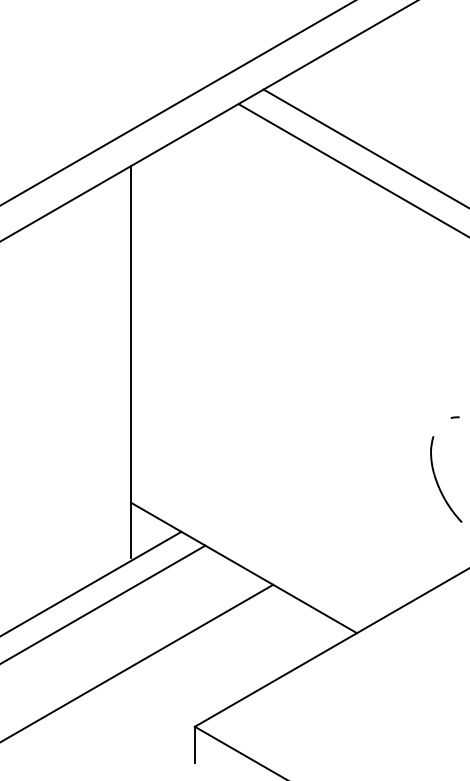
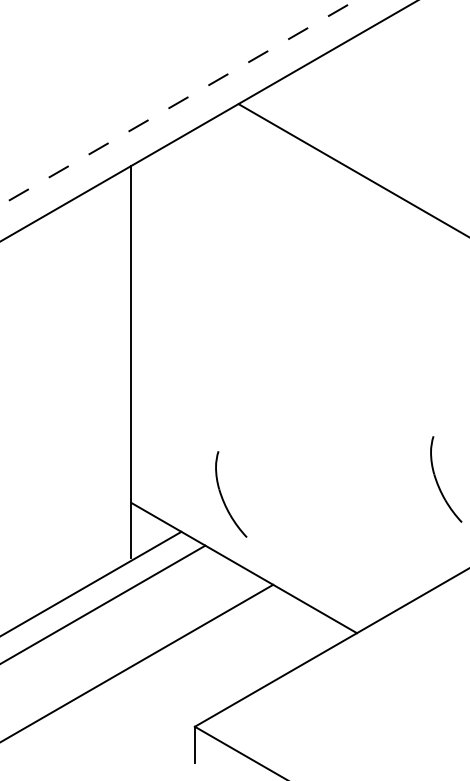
line: solid -> dashed (178, 102)
line: present -> none (364, 147)
arc: present -> none (454, 417)
part: none -> present (223, 498)
